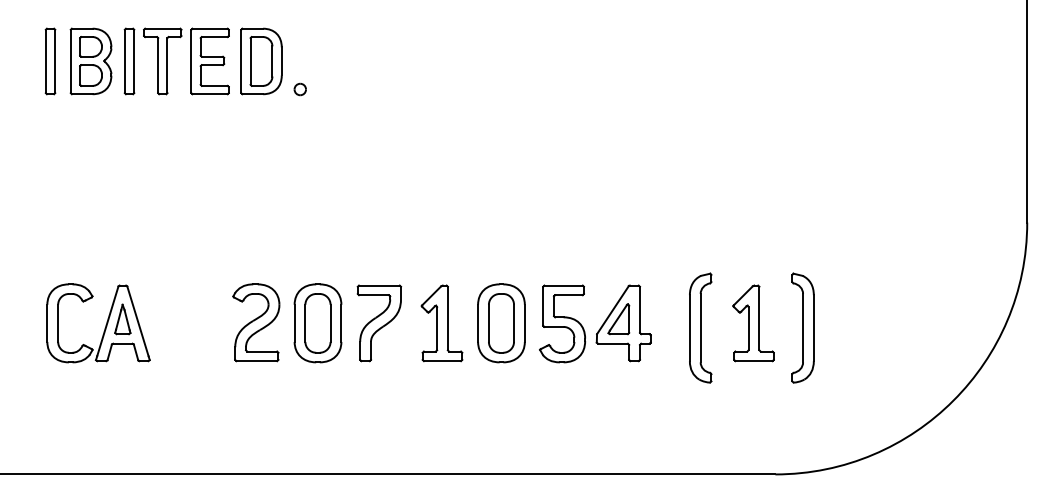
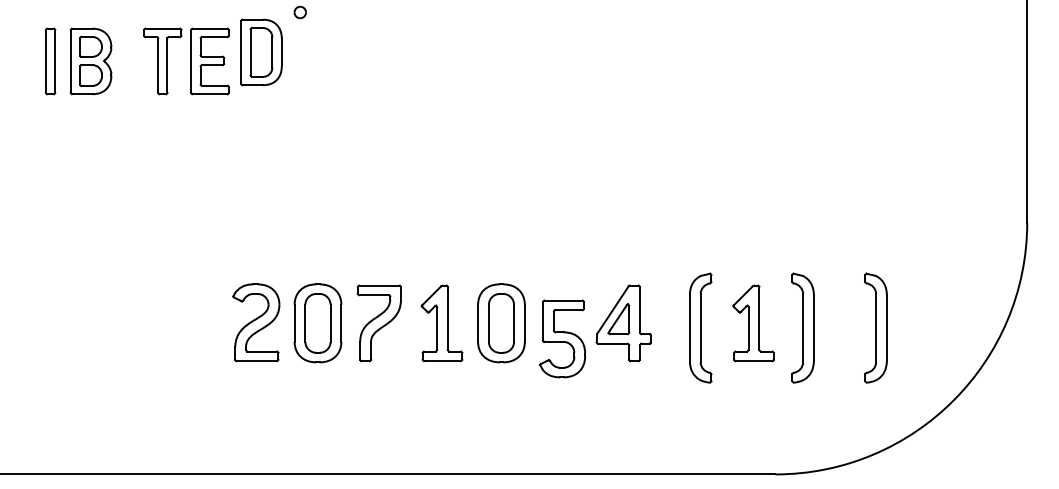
part: present -> none (129, 61)
part position: (261, 61) -> (261, 52) (261, 52)
part position: (299, 89) -> (299, 12) (299, 12)
part position: (562, 323) -> (562, 338) (562, 338)
part: present -> none (105, 324)
part: none -> present (875, 327)
